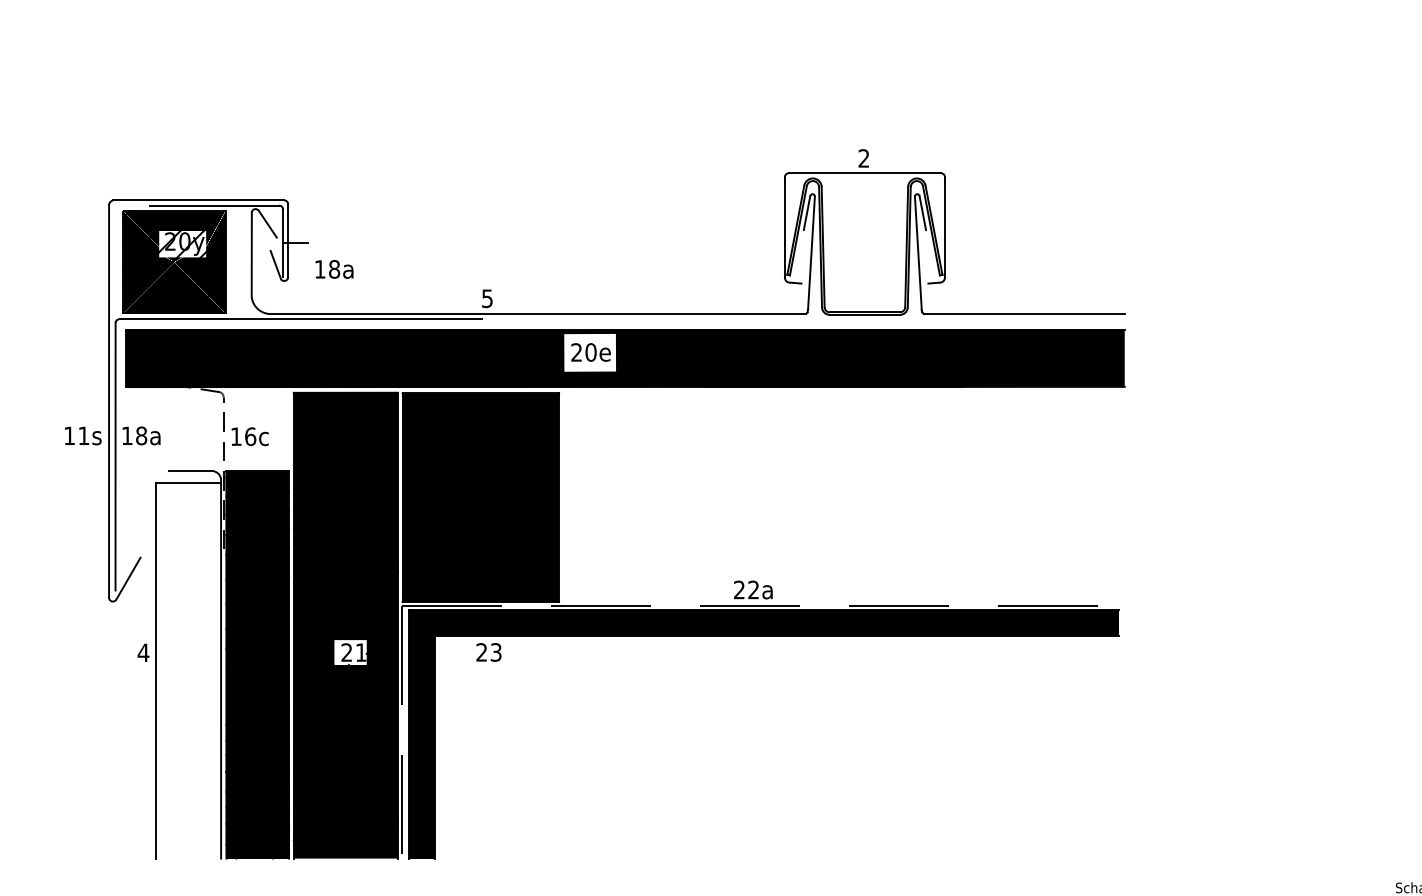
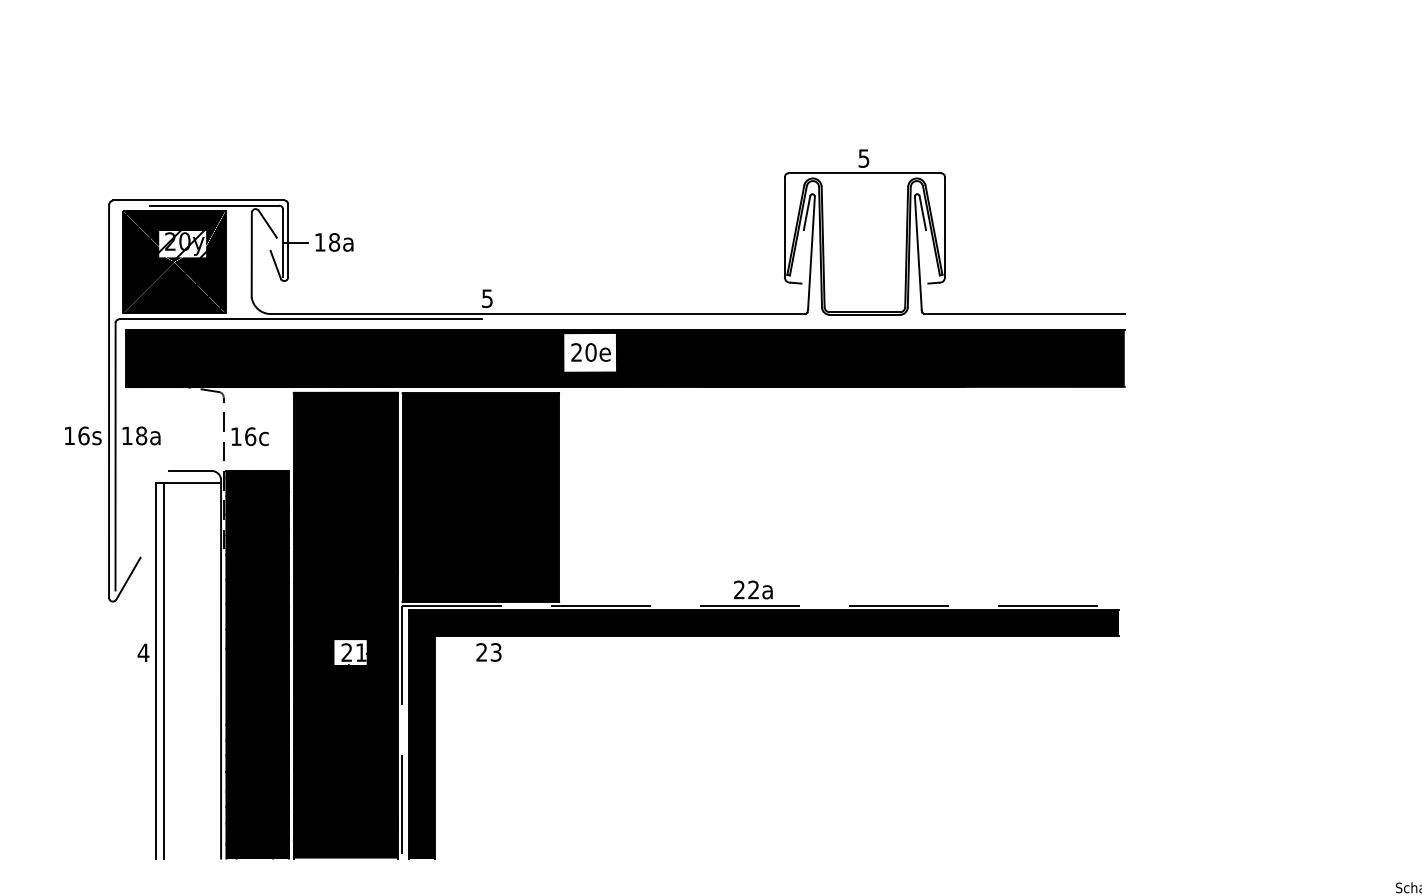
text: 2 -> 5 (863, 158)
text position: (334, 269) -> (334, 242) (334, 242)
text: 11s -> 16s (83, 435)
line: none -> present (163, 670)
